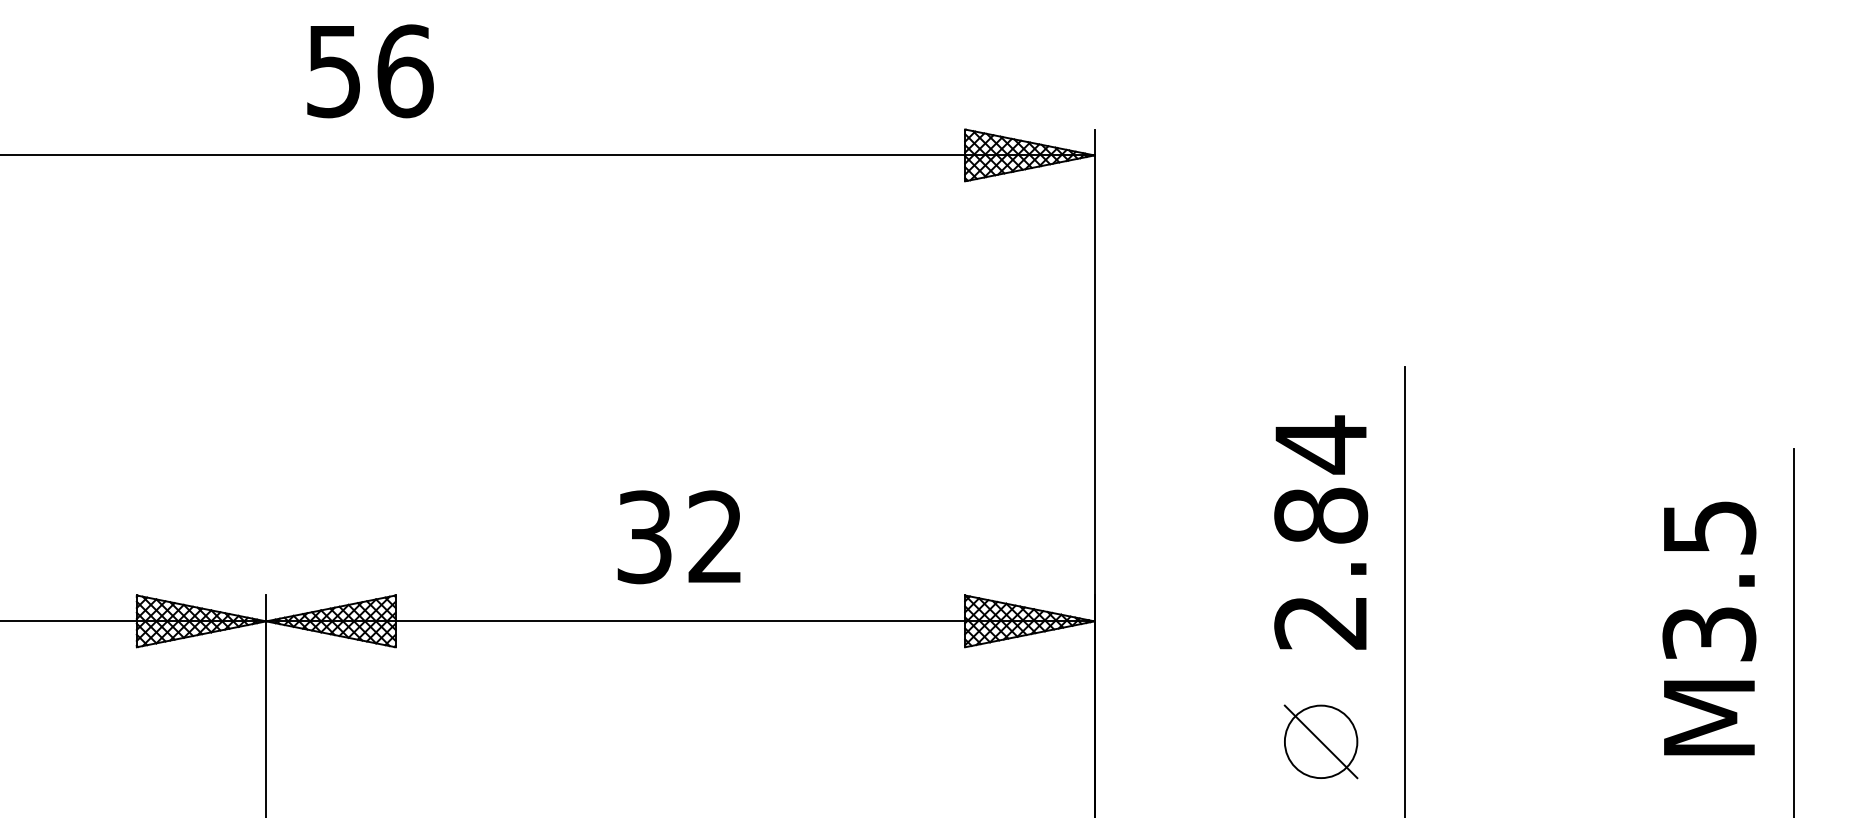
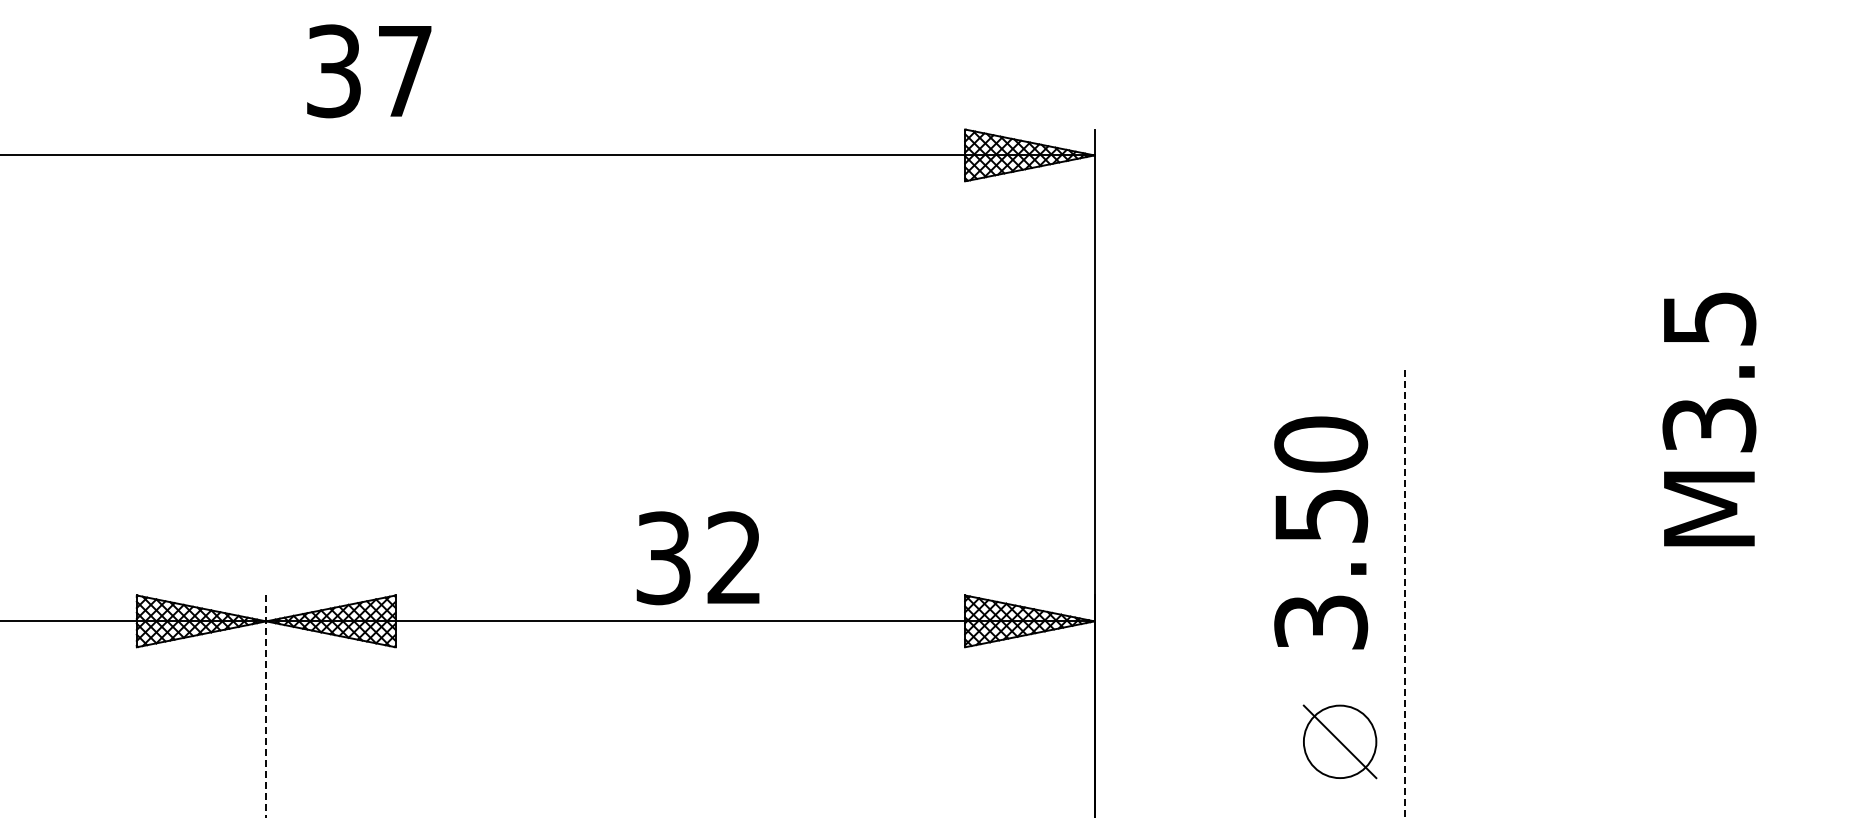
text: 56 -> 37 (370, 71)
text: 2.84 -> 3.50 (1321, 532)
text position: (678, 537) -> (697, 558) (697, 558)
line: solid -> dashed (1405, 592)
text position: (1709, 628) -> (1709, 419) (1709, 419)
line: present -> none (1793, 631)
line: solid -> dashed (266, 706)
part position: (1320, 741) -> (1339, 741) (1339, 741)
